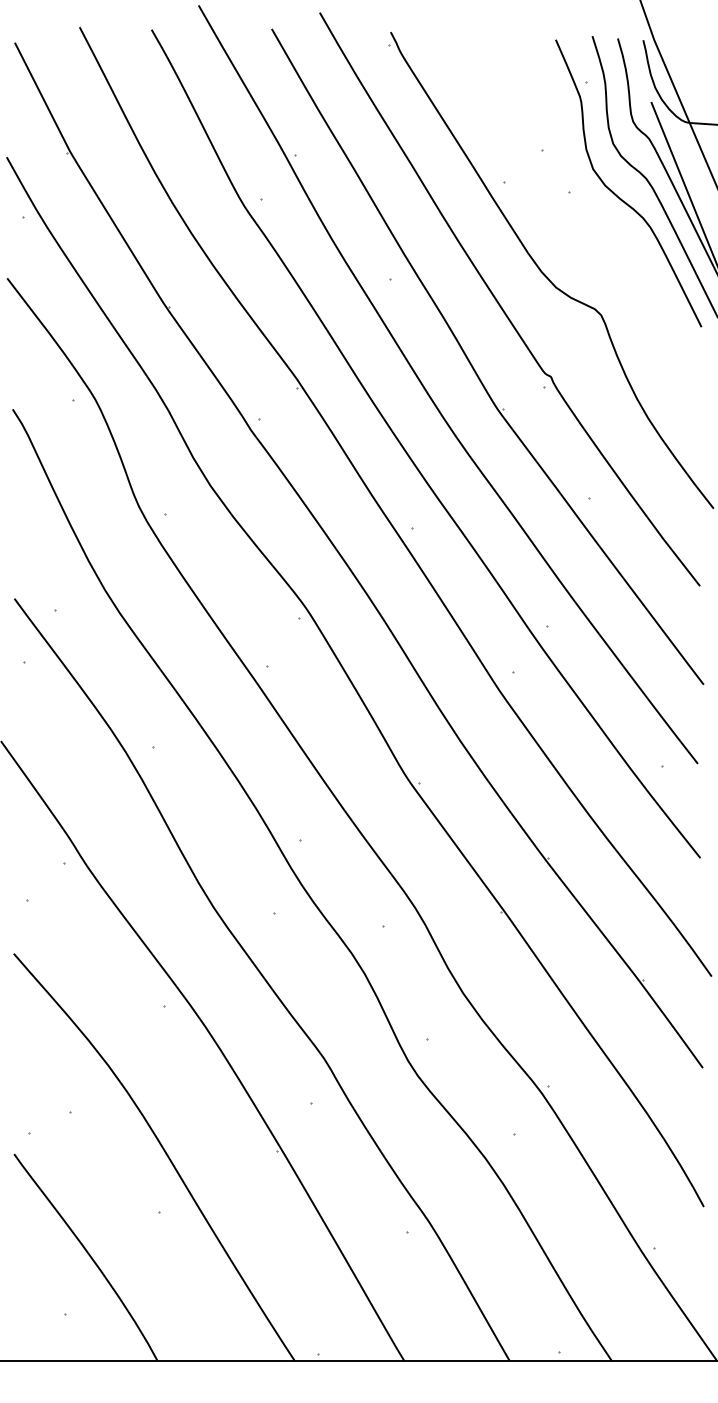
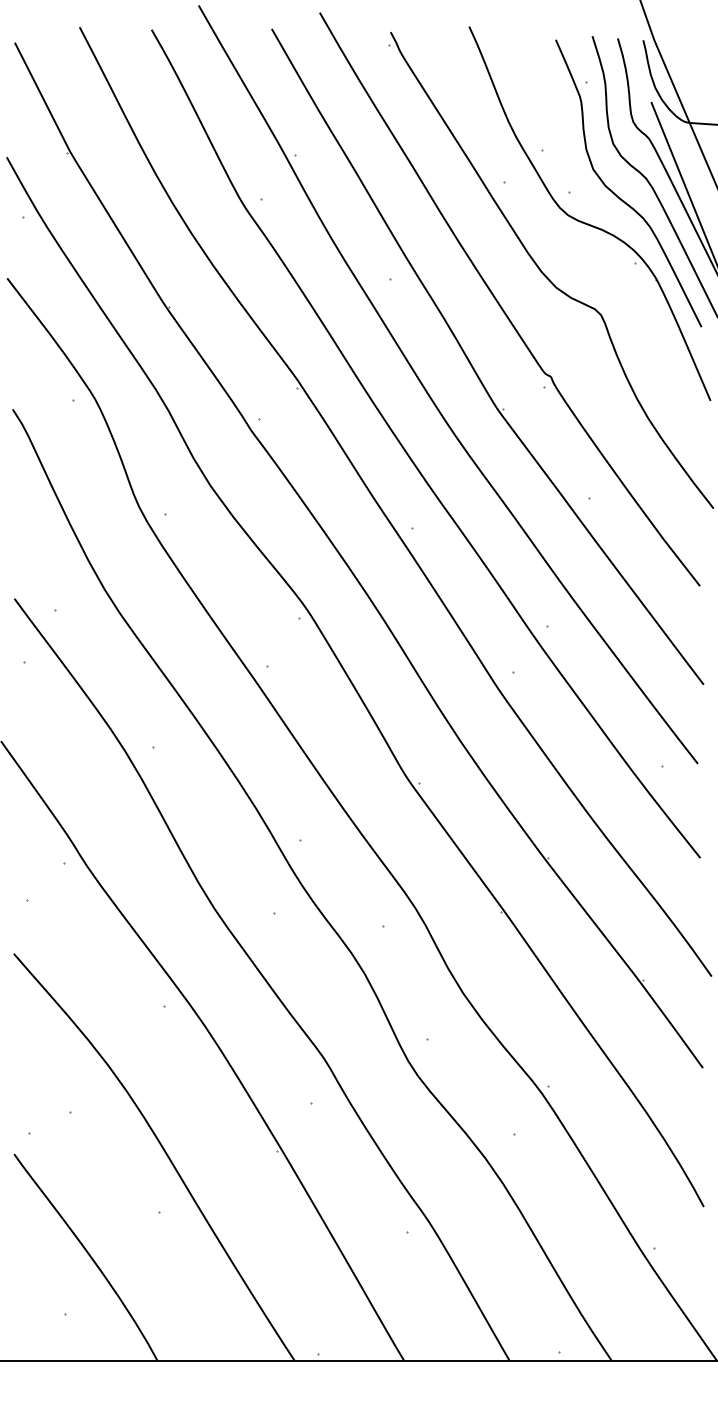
part: none -> present (585, 222)
